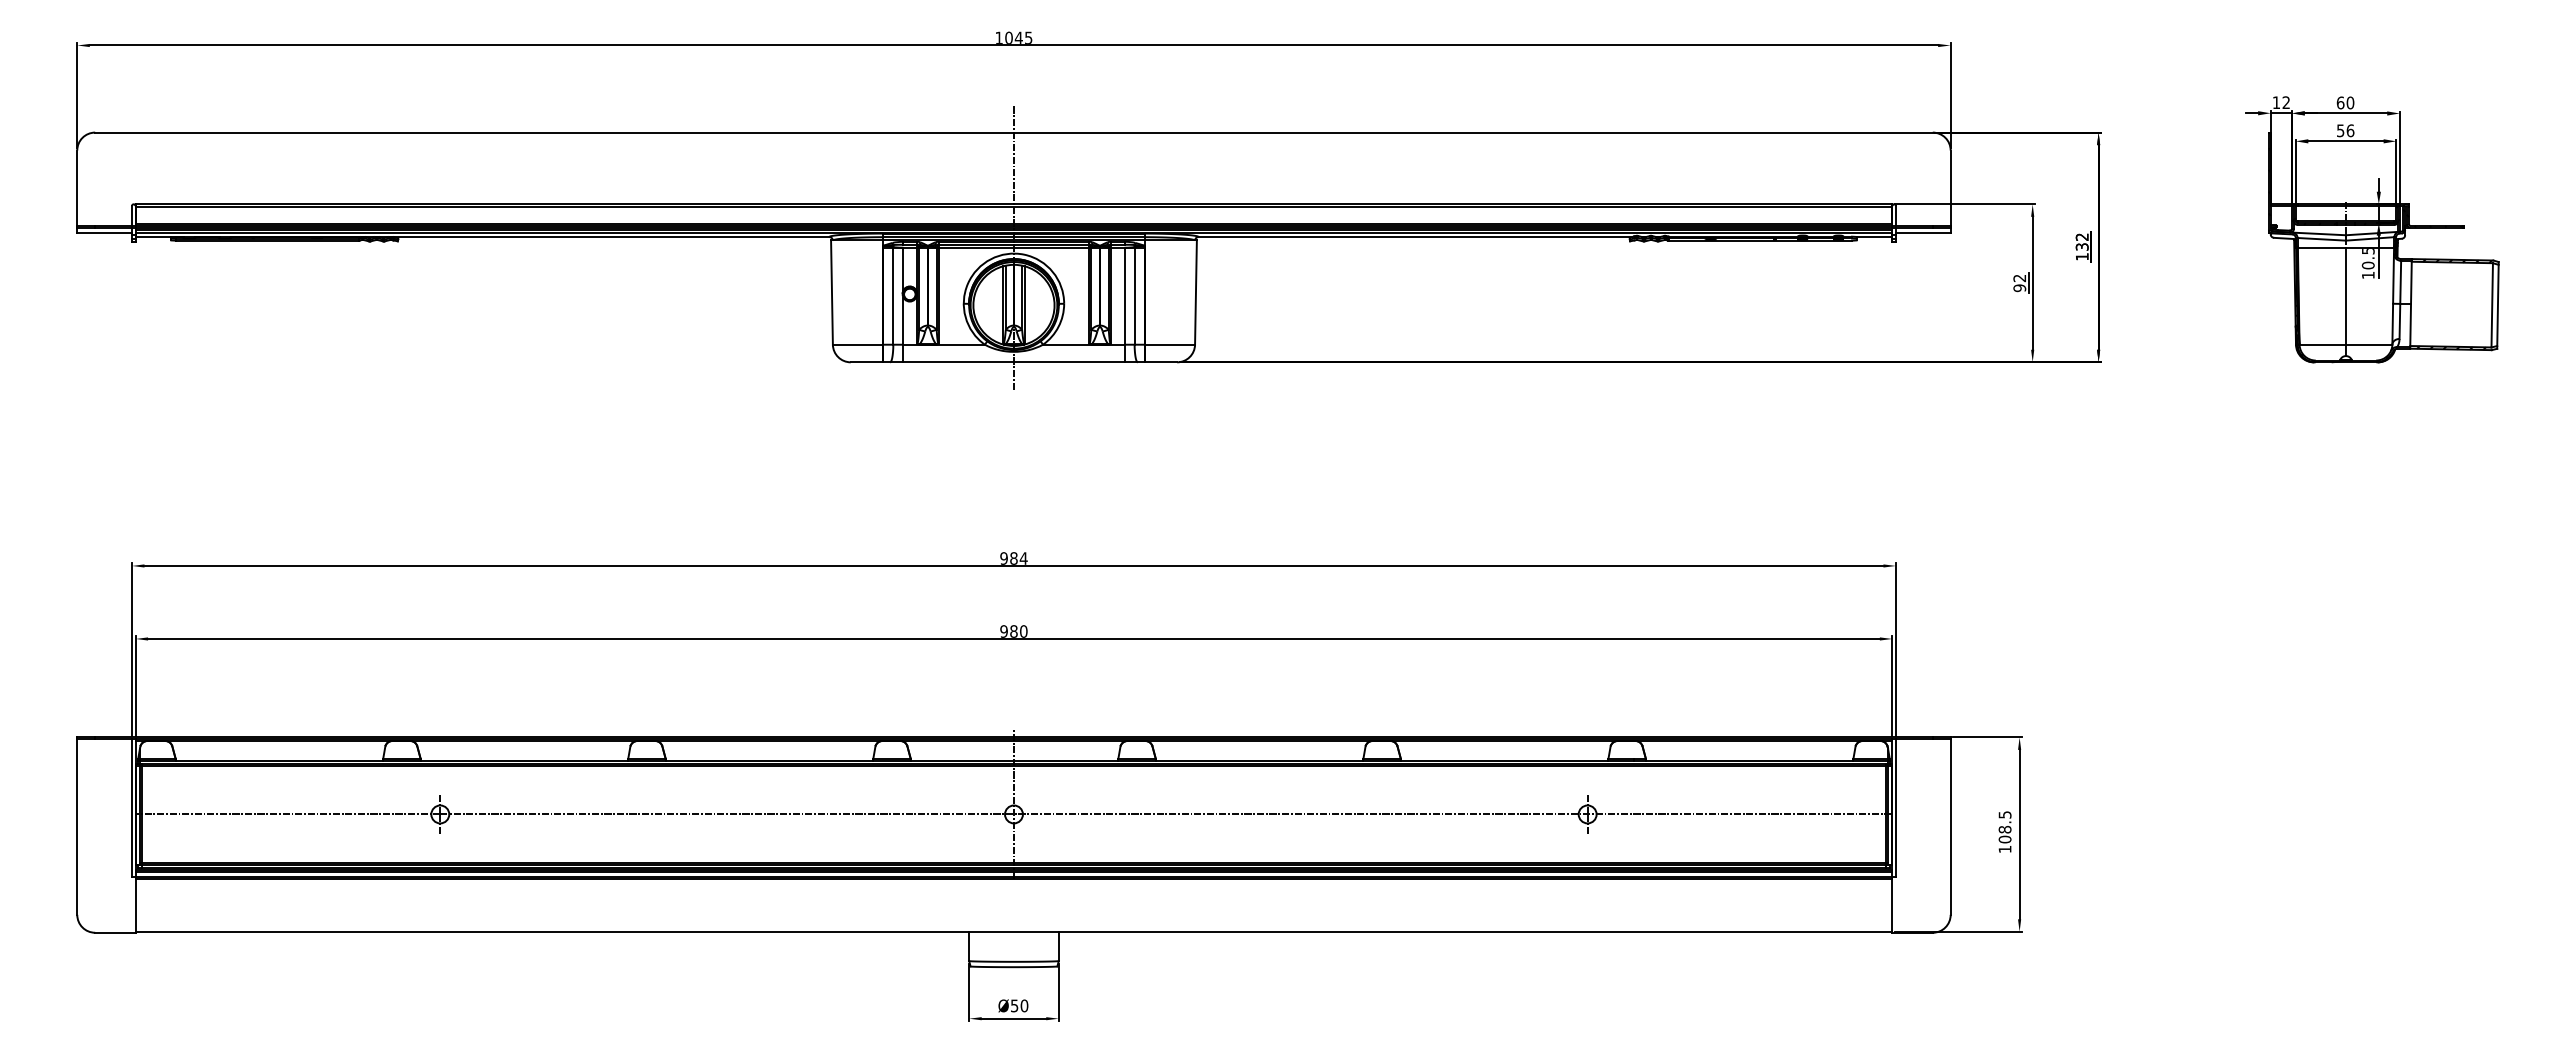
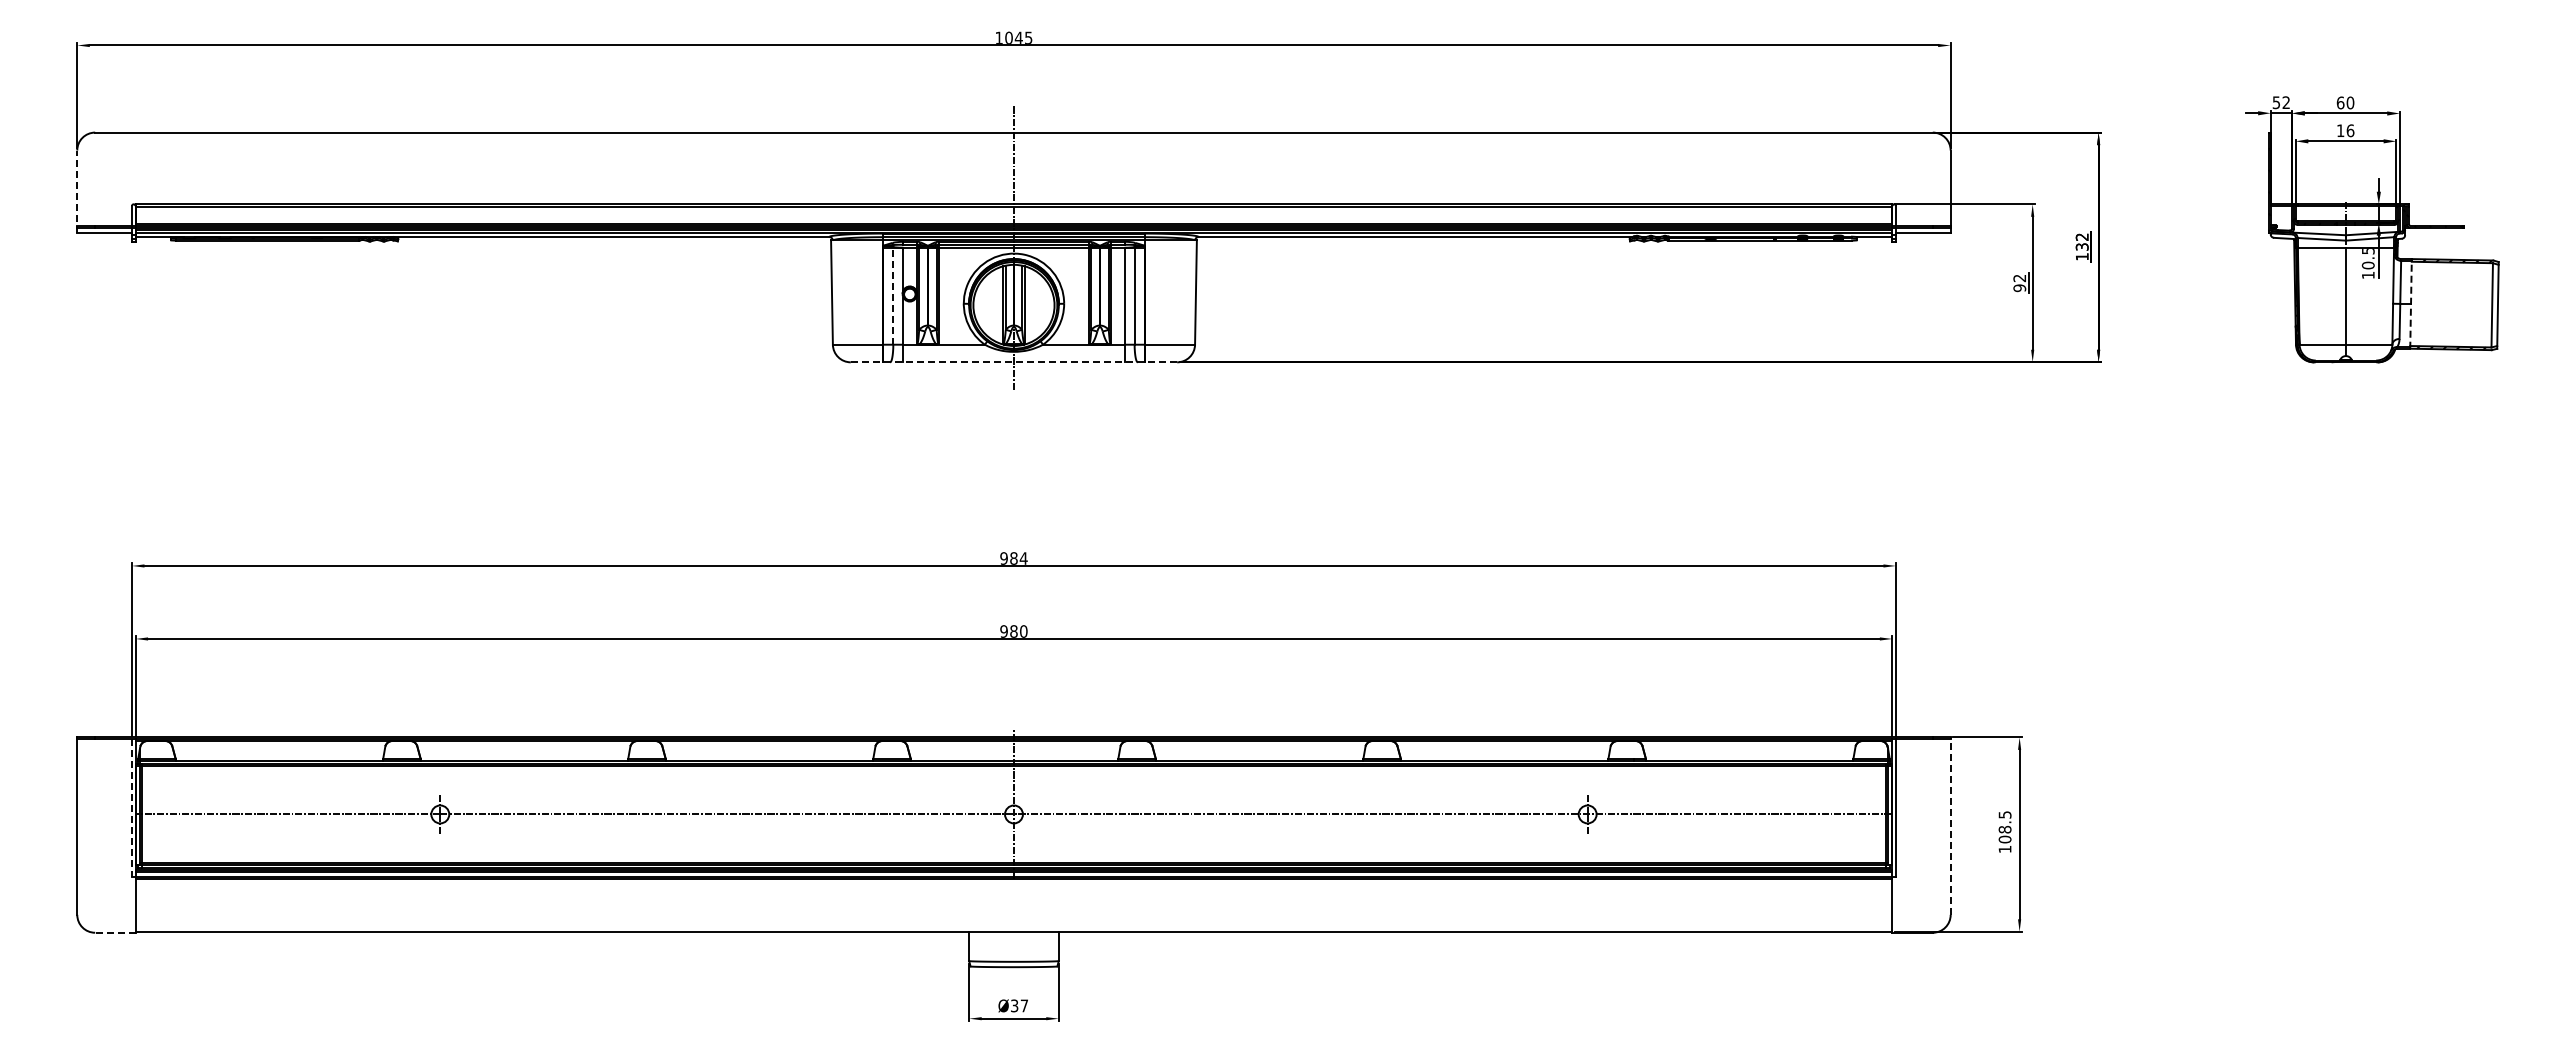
text: 12 -> 52 (2275, 102)
text: 56 -> 16 (2340, 130)
line: solid -> dashed (77, 191)
line: solid -> dashed (893, 295)
line: solid -> dashed (2411, 303)
line: solid -> dashed (1014, 362)
line: solid -> dashed (131, 808)
line: solid -> dashed (1950, 826)
line: solid -> dashed (114, 932)
text: Ø50 -> Ø37 (1019, 1005)
